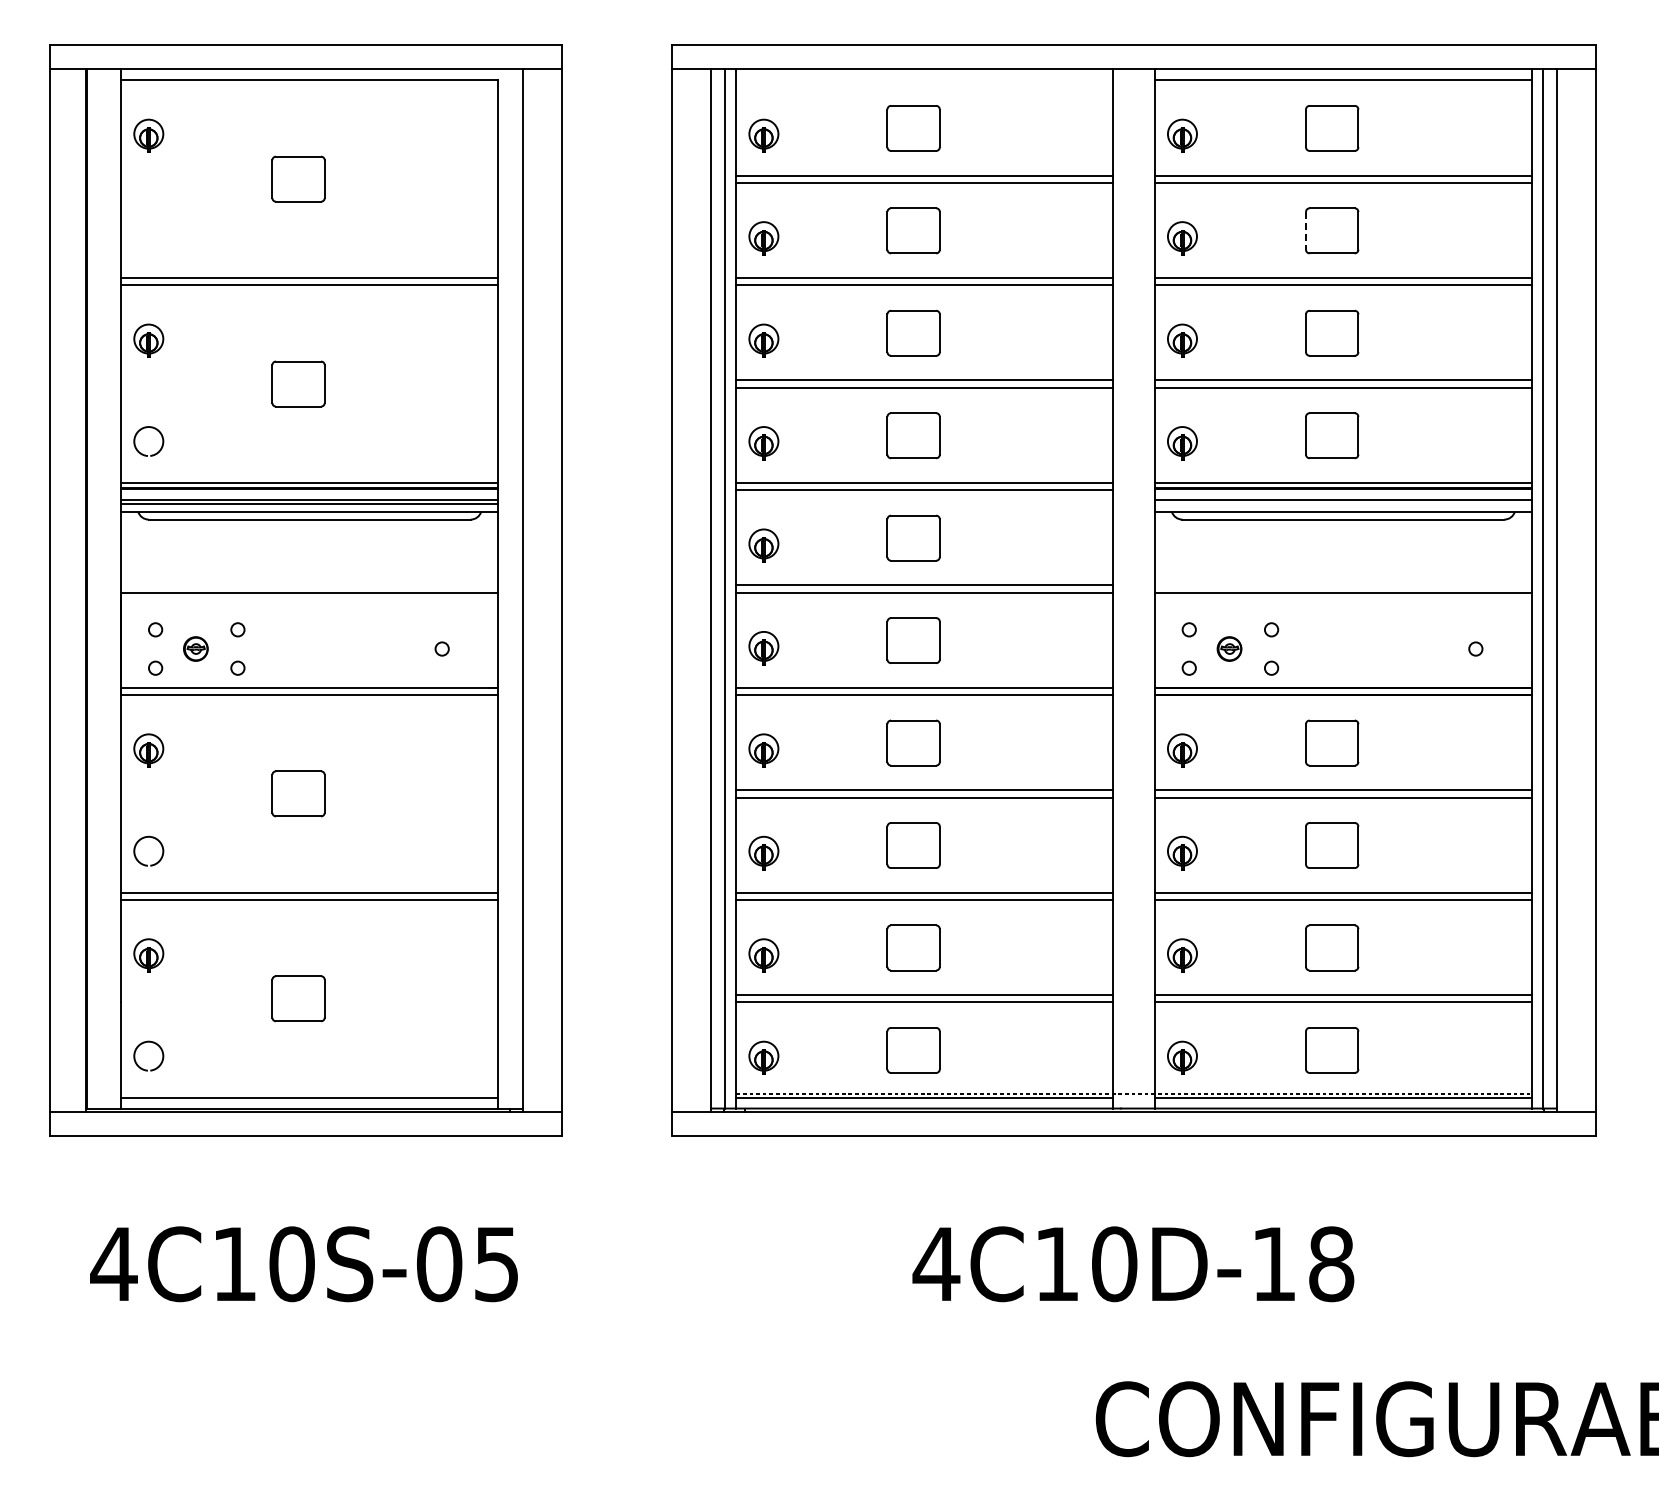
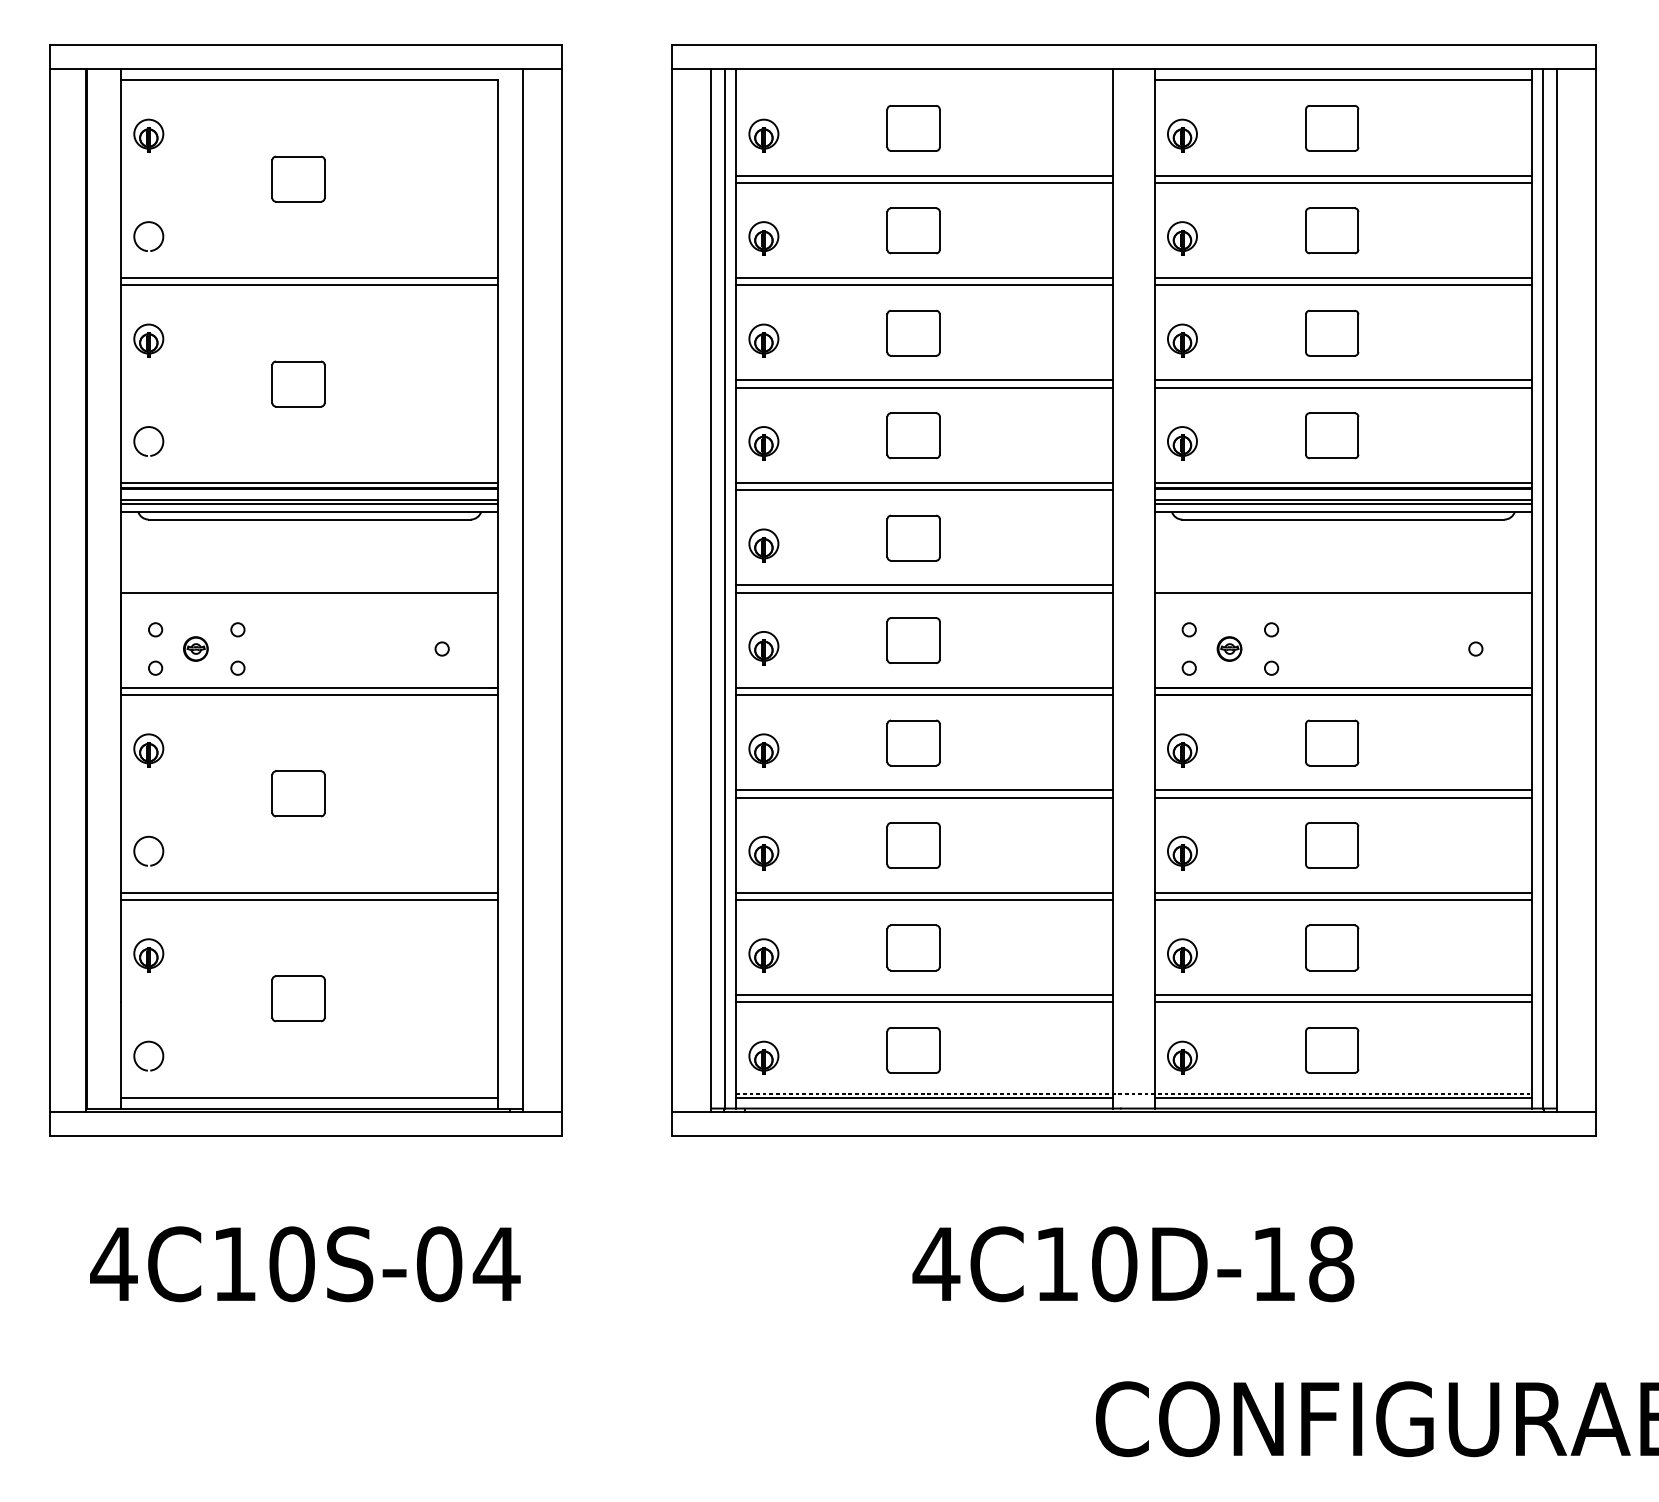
arc: none -> present (143, 224)
line: dashed -> solid (1306, 230)
line: none -> present (1342, 504)
text: 4C10S-05 -> 4C10S-04 (496, 1264)
